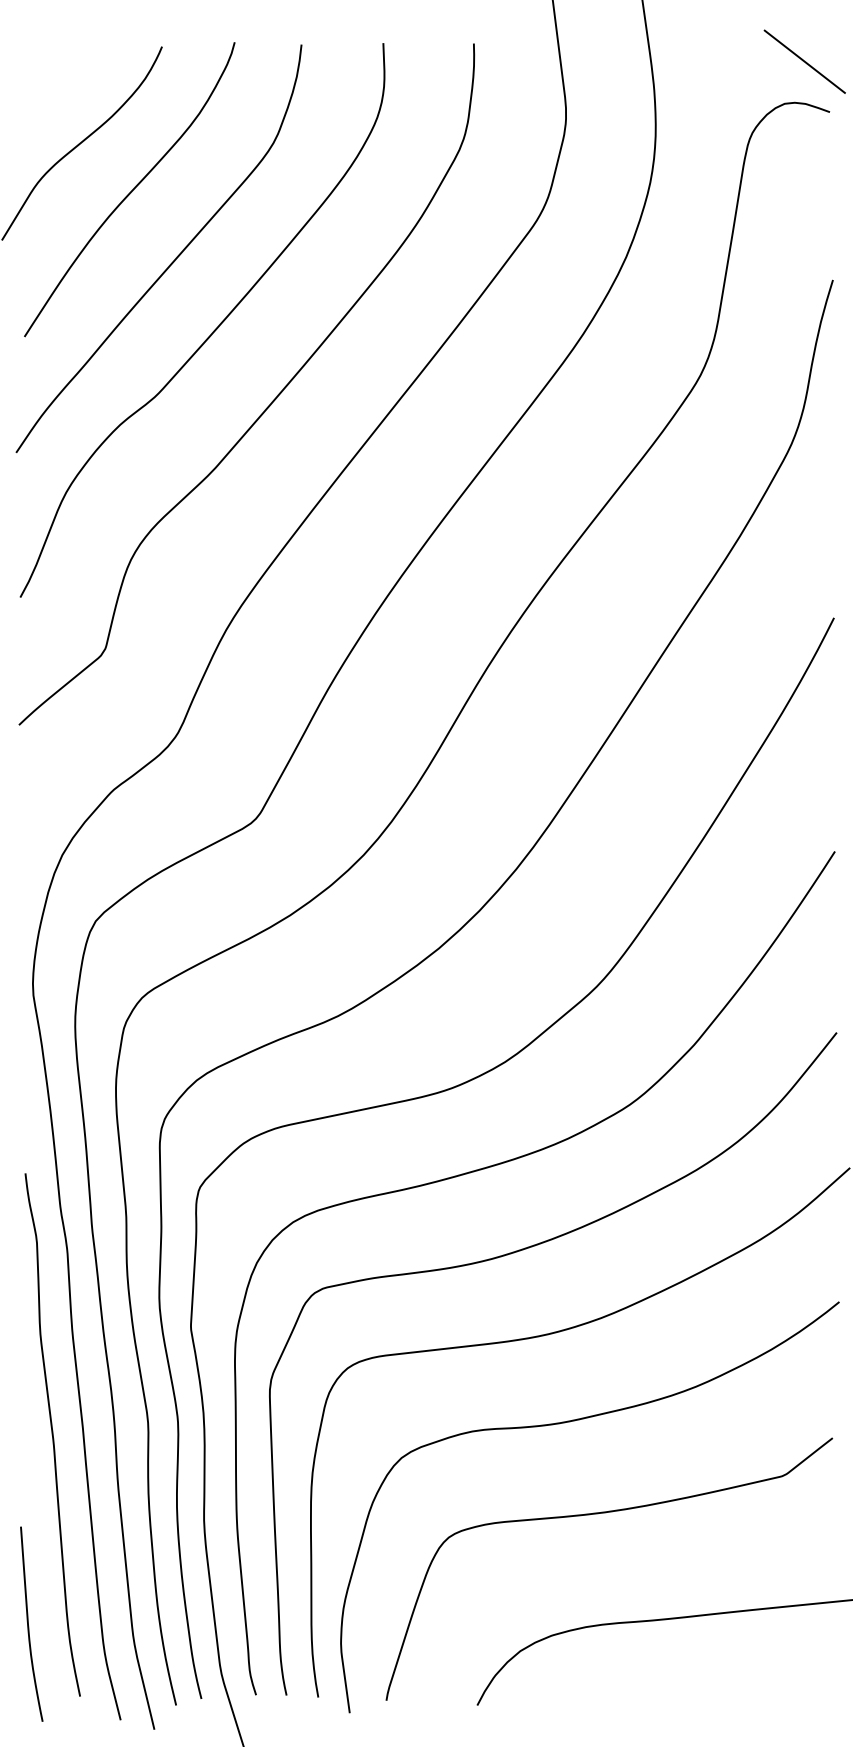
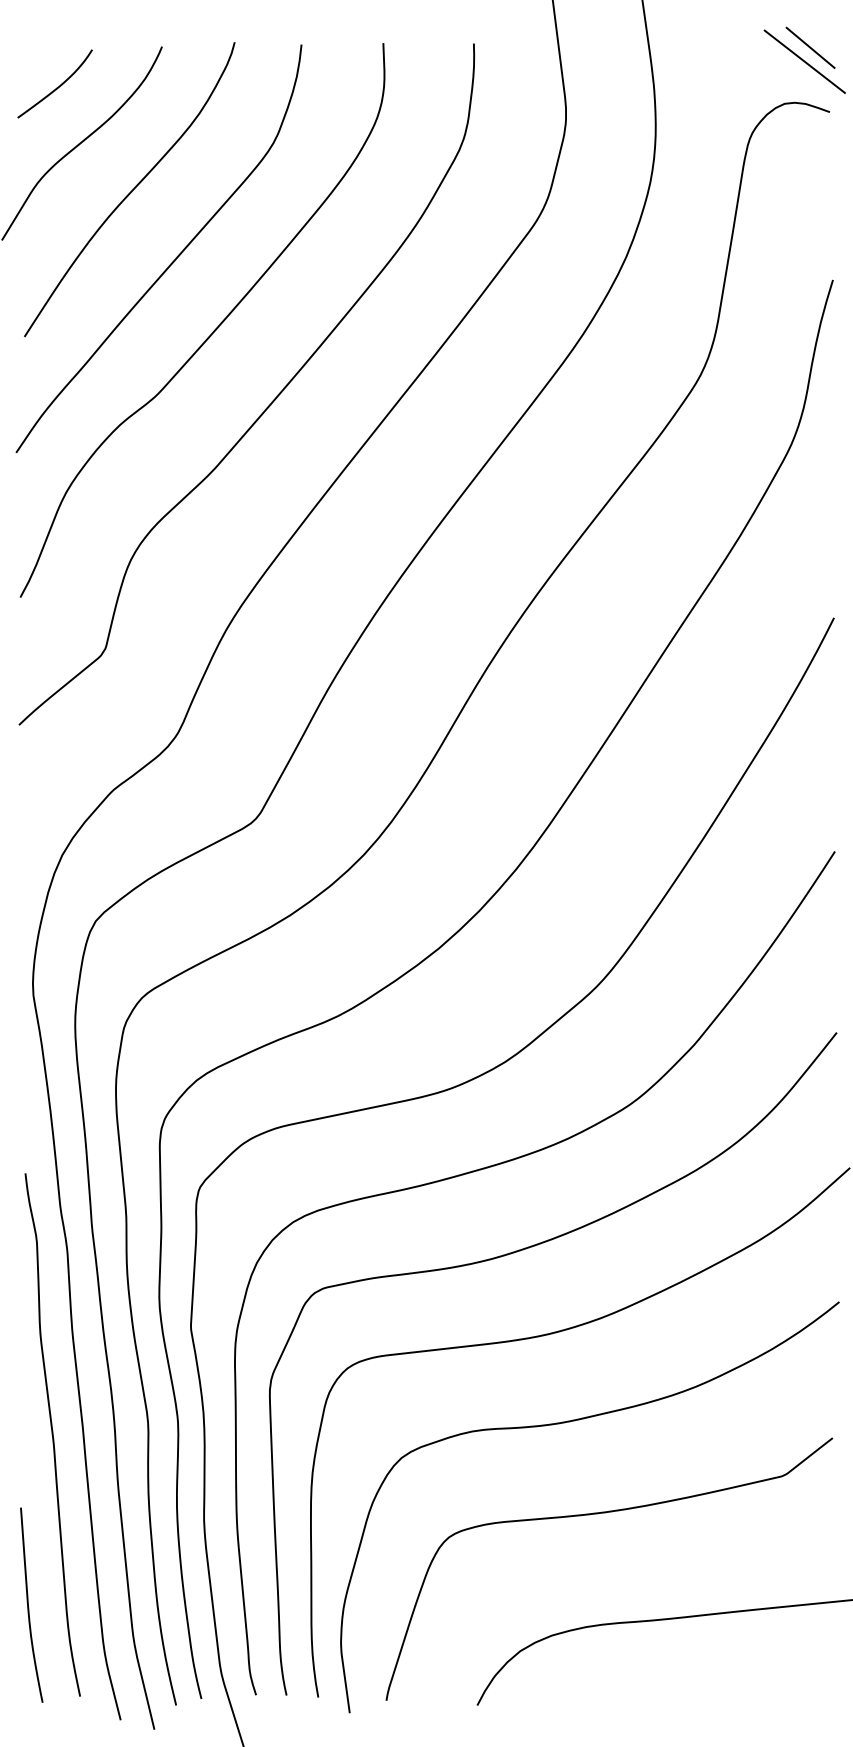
line: none -> present (810, 47)
curve: none -> present (56, 87)
curve position: (28, 1623) -> (28, 1604) (28, 1604)
